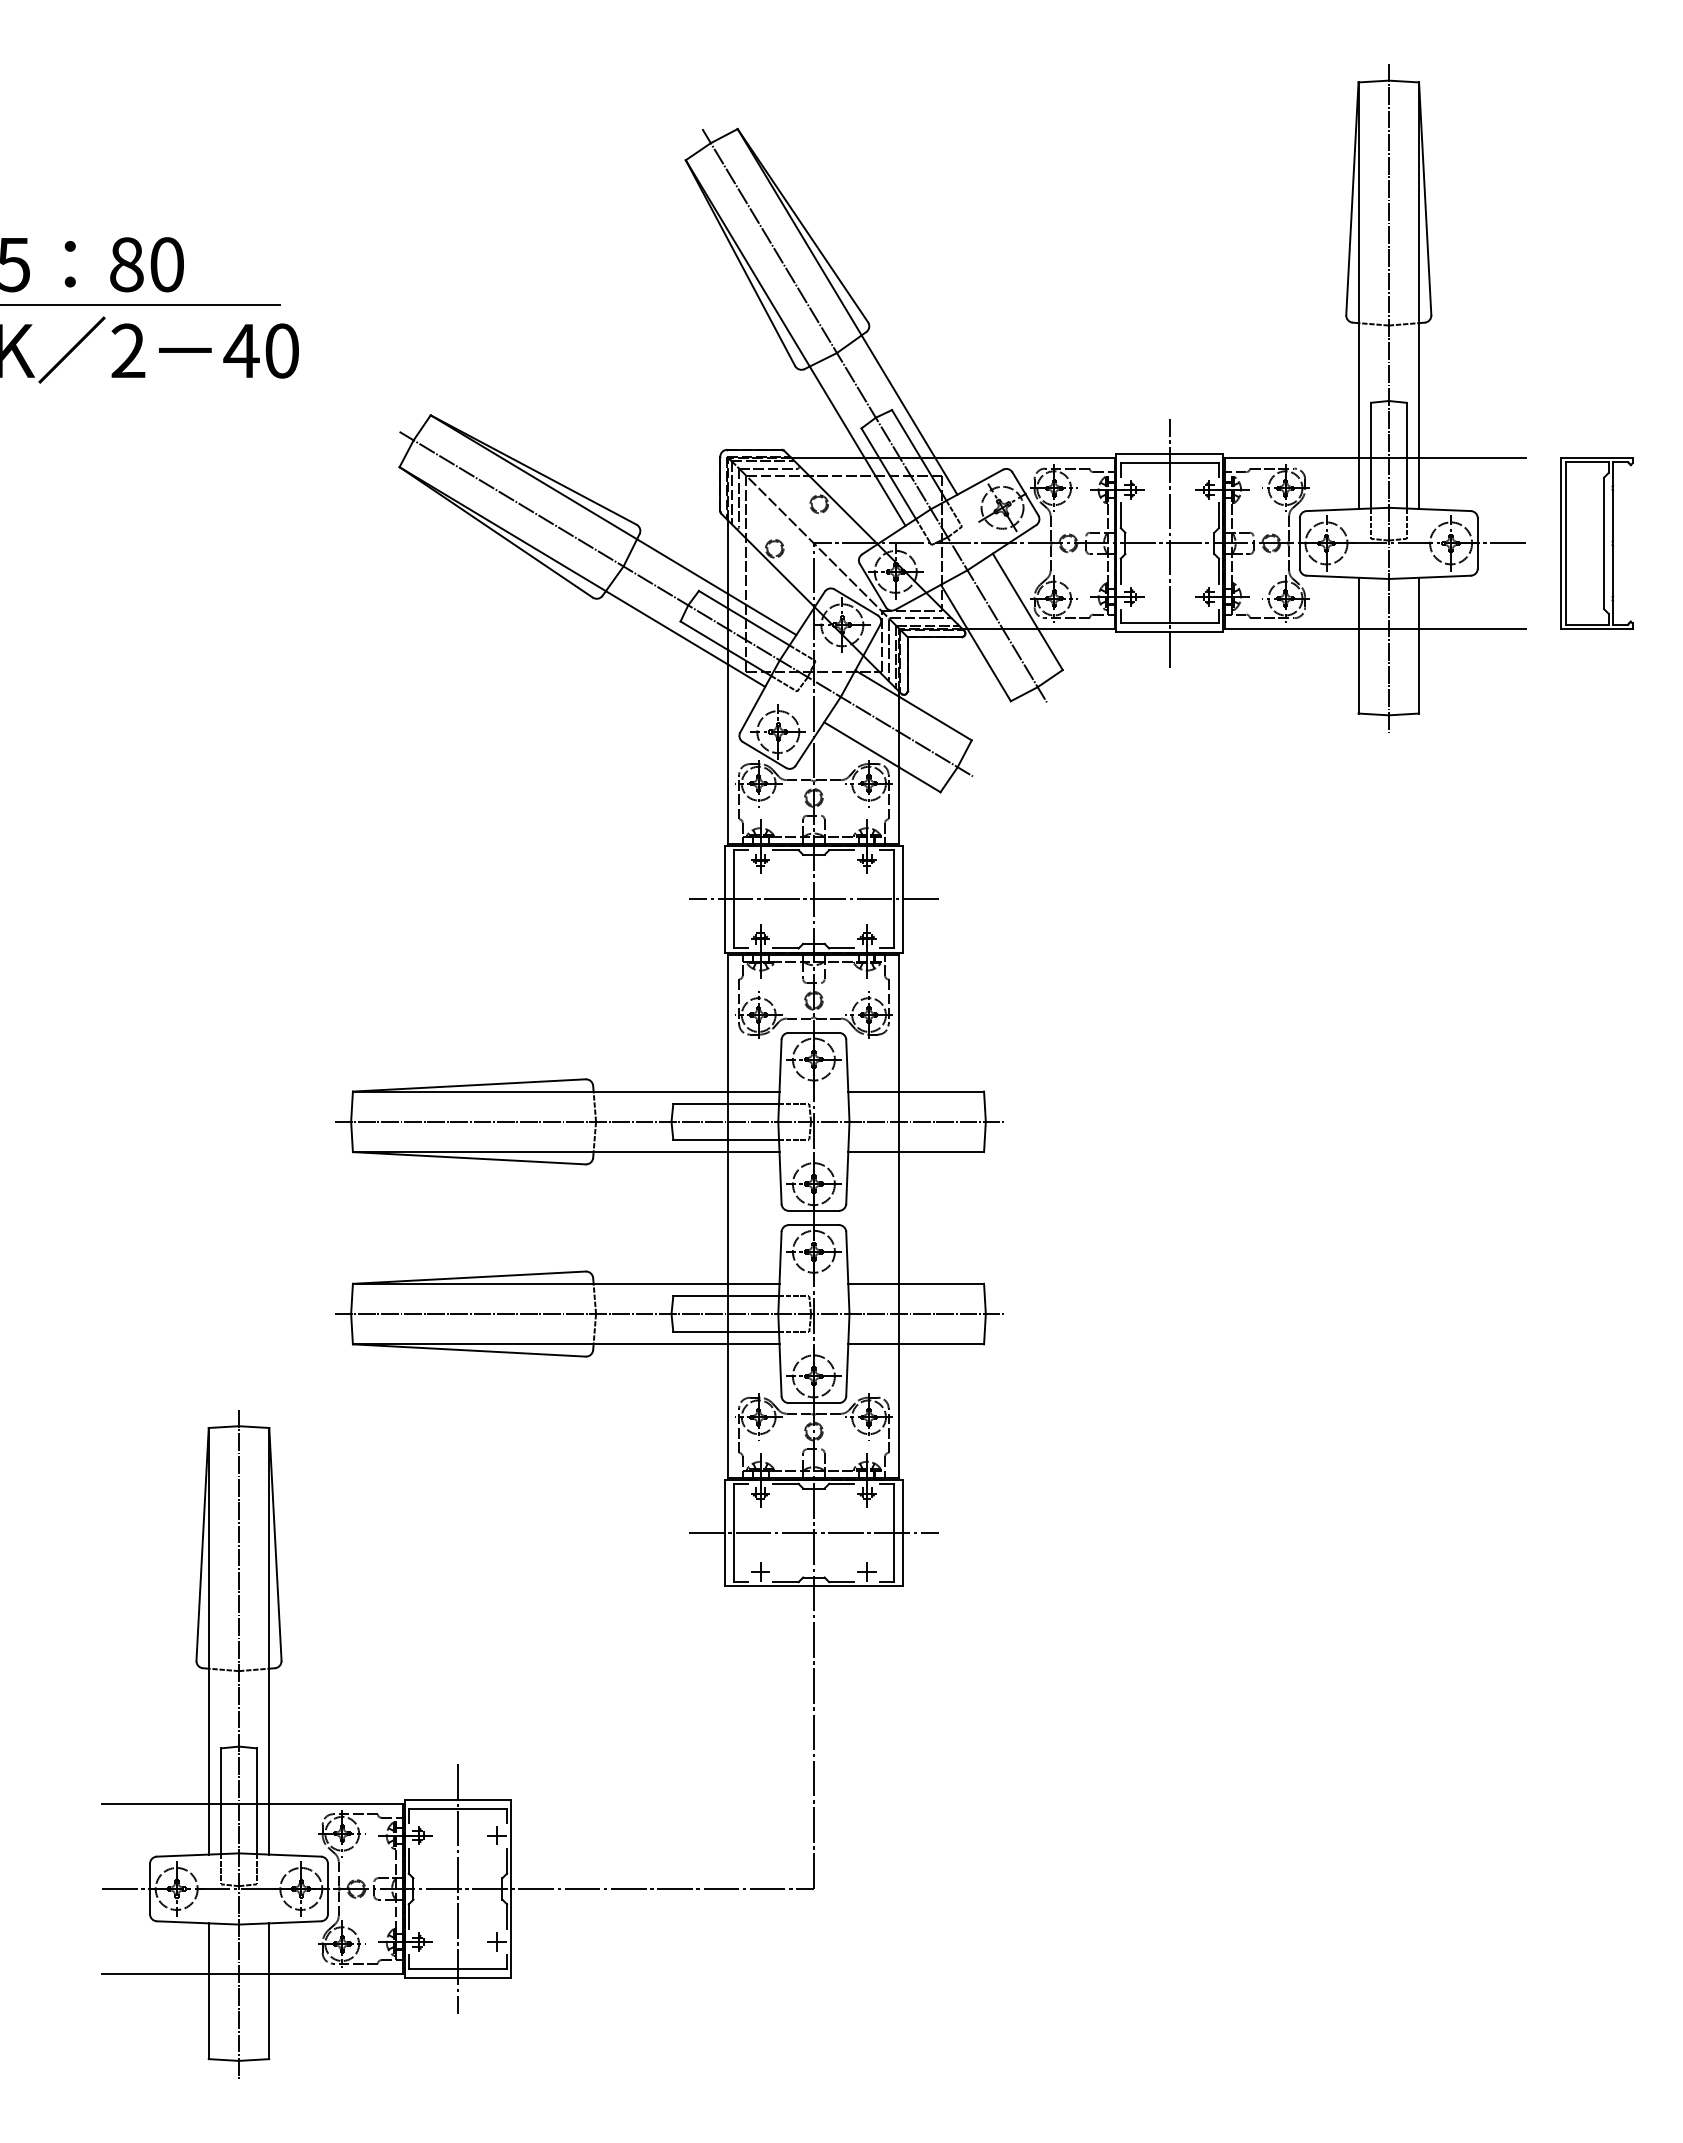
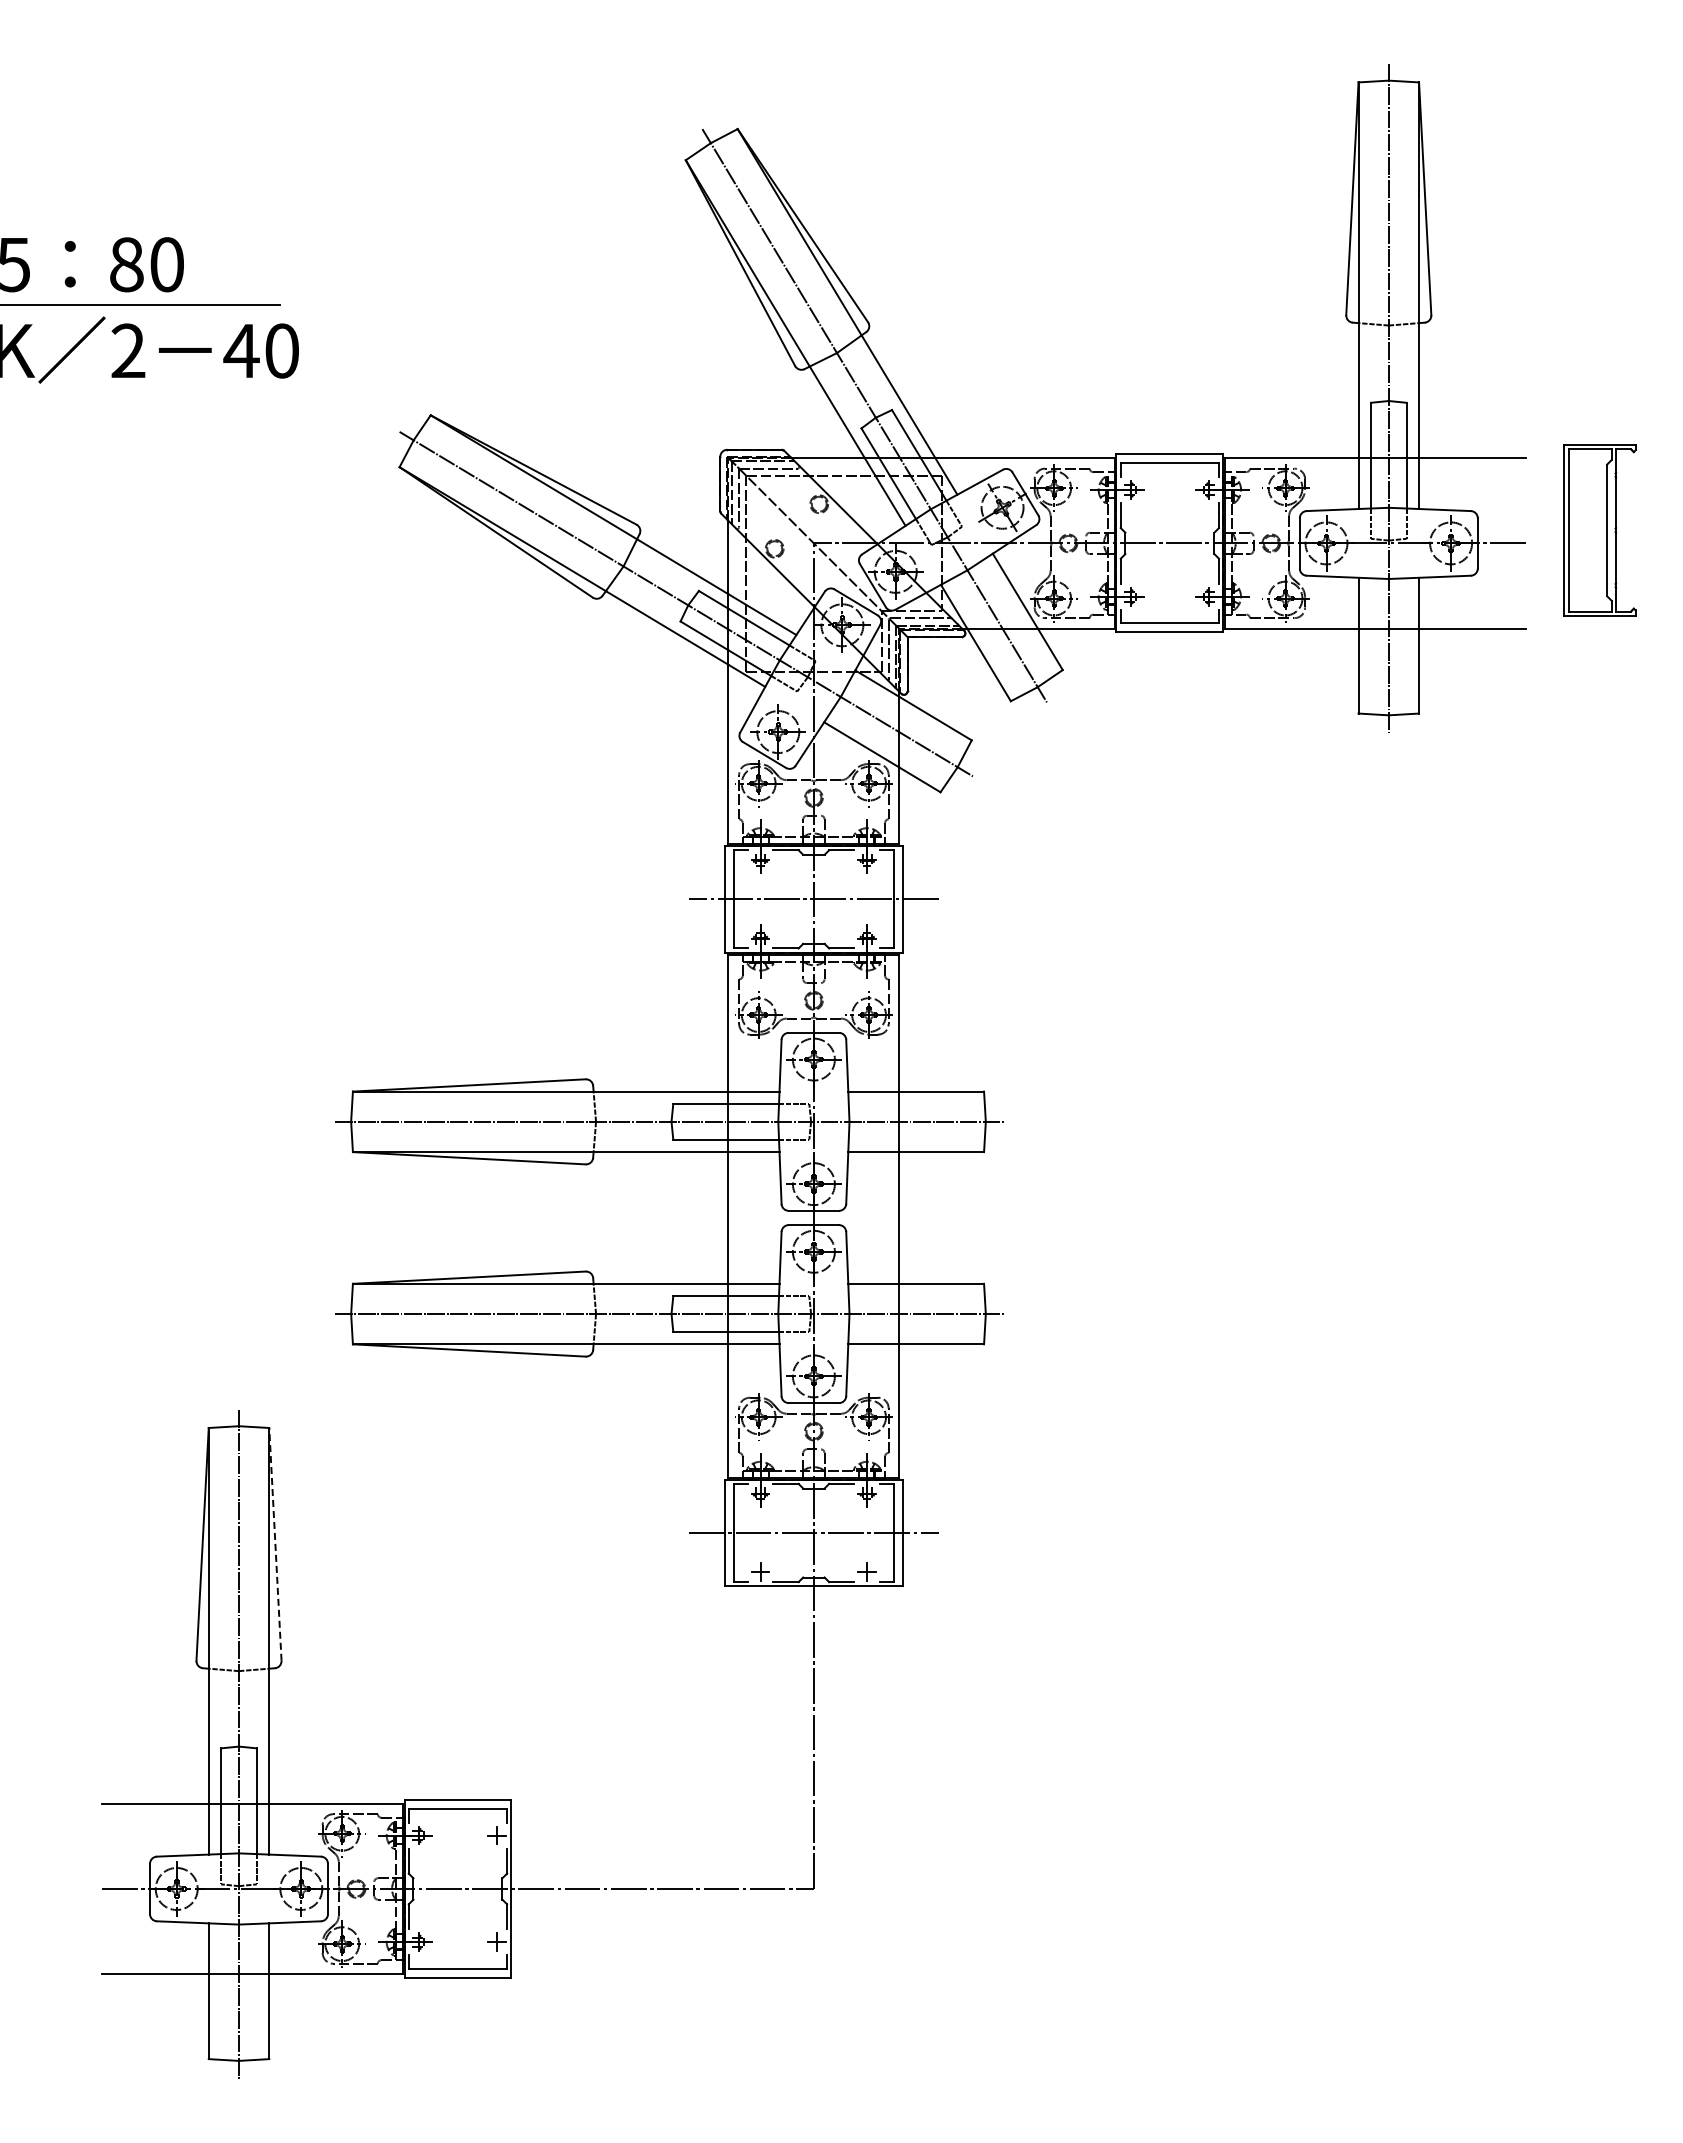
line: present -> none (1169, 542)
part position: (1596, 543) -> (1599, 530) (1599, 530)
line: solid -> dashed (275, 1544)
line: present -> none (457, 1888)
